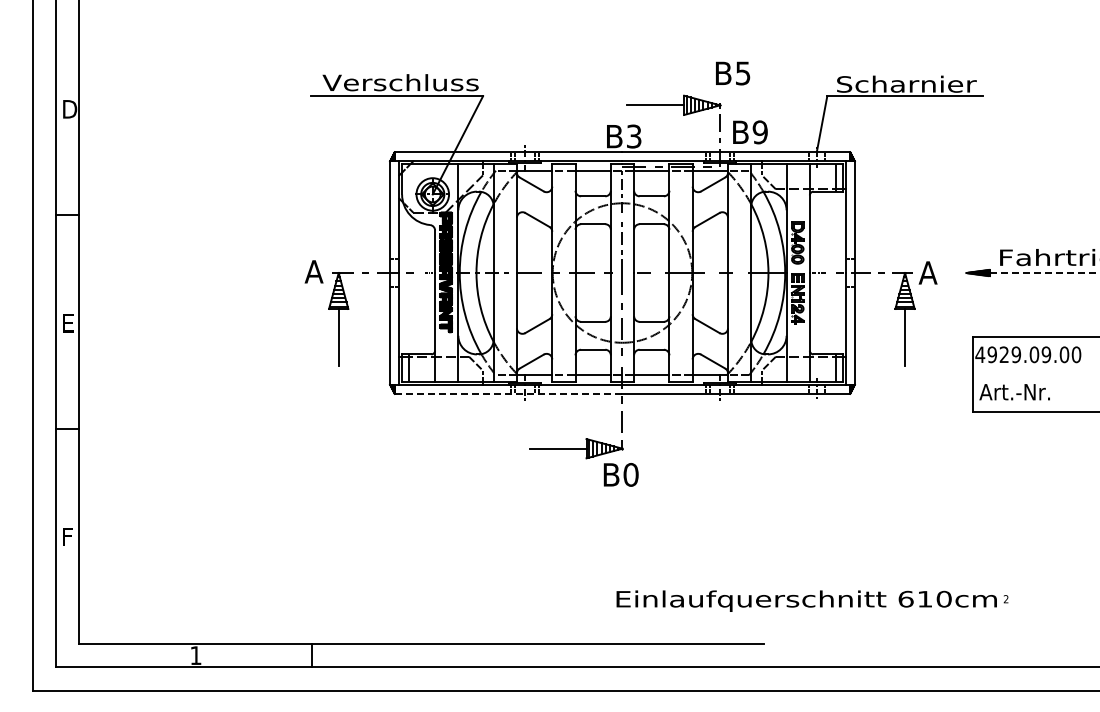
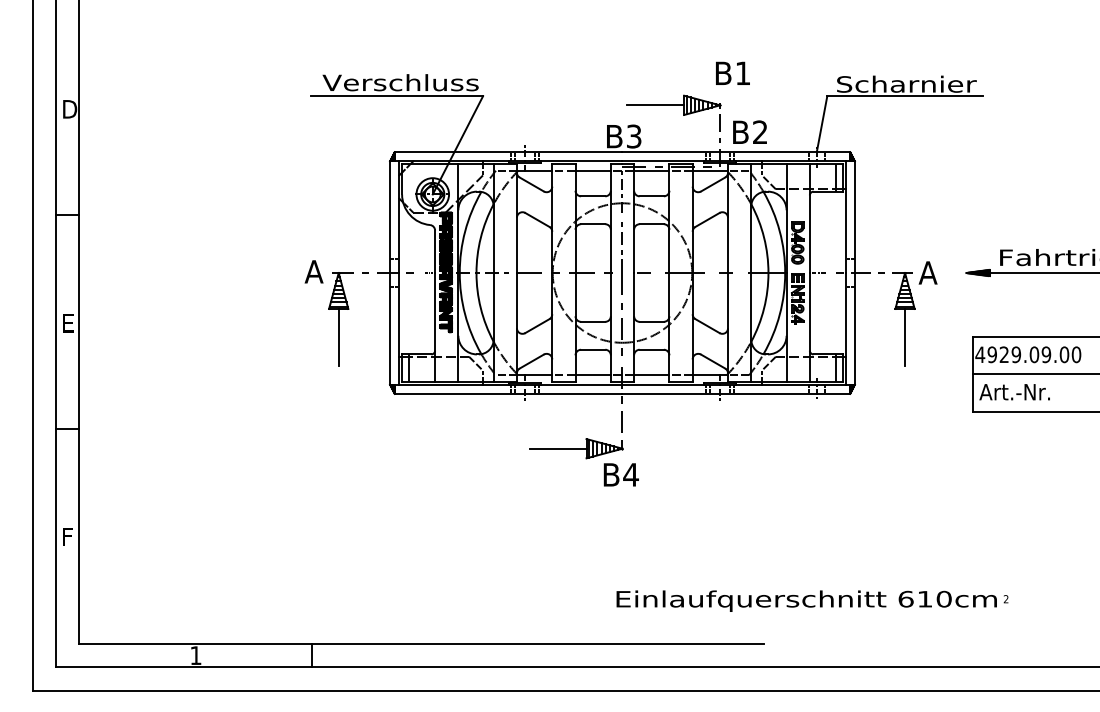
text: B5 -> B1 (743, 73)
text: B9 -> B2 (759, 132)
line: dashed -> solid (1044, 273)
line: none -> present (1034, 374)
line: dashed -> solid (508, 393)
text: B0 -> B4 (630, 474)
